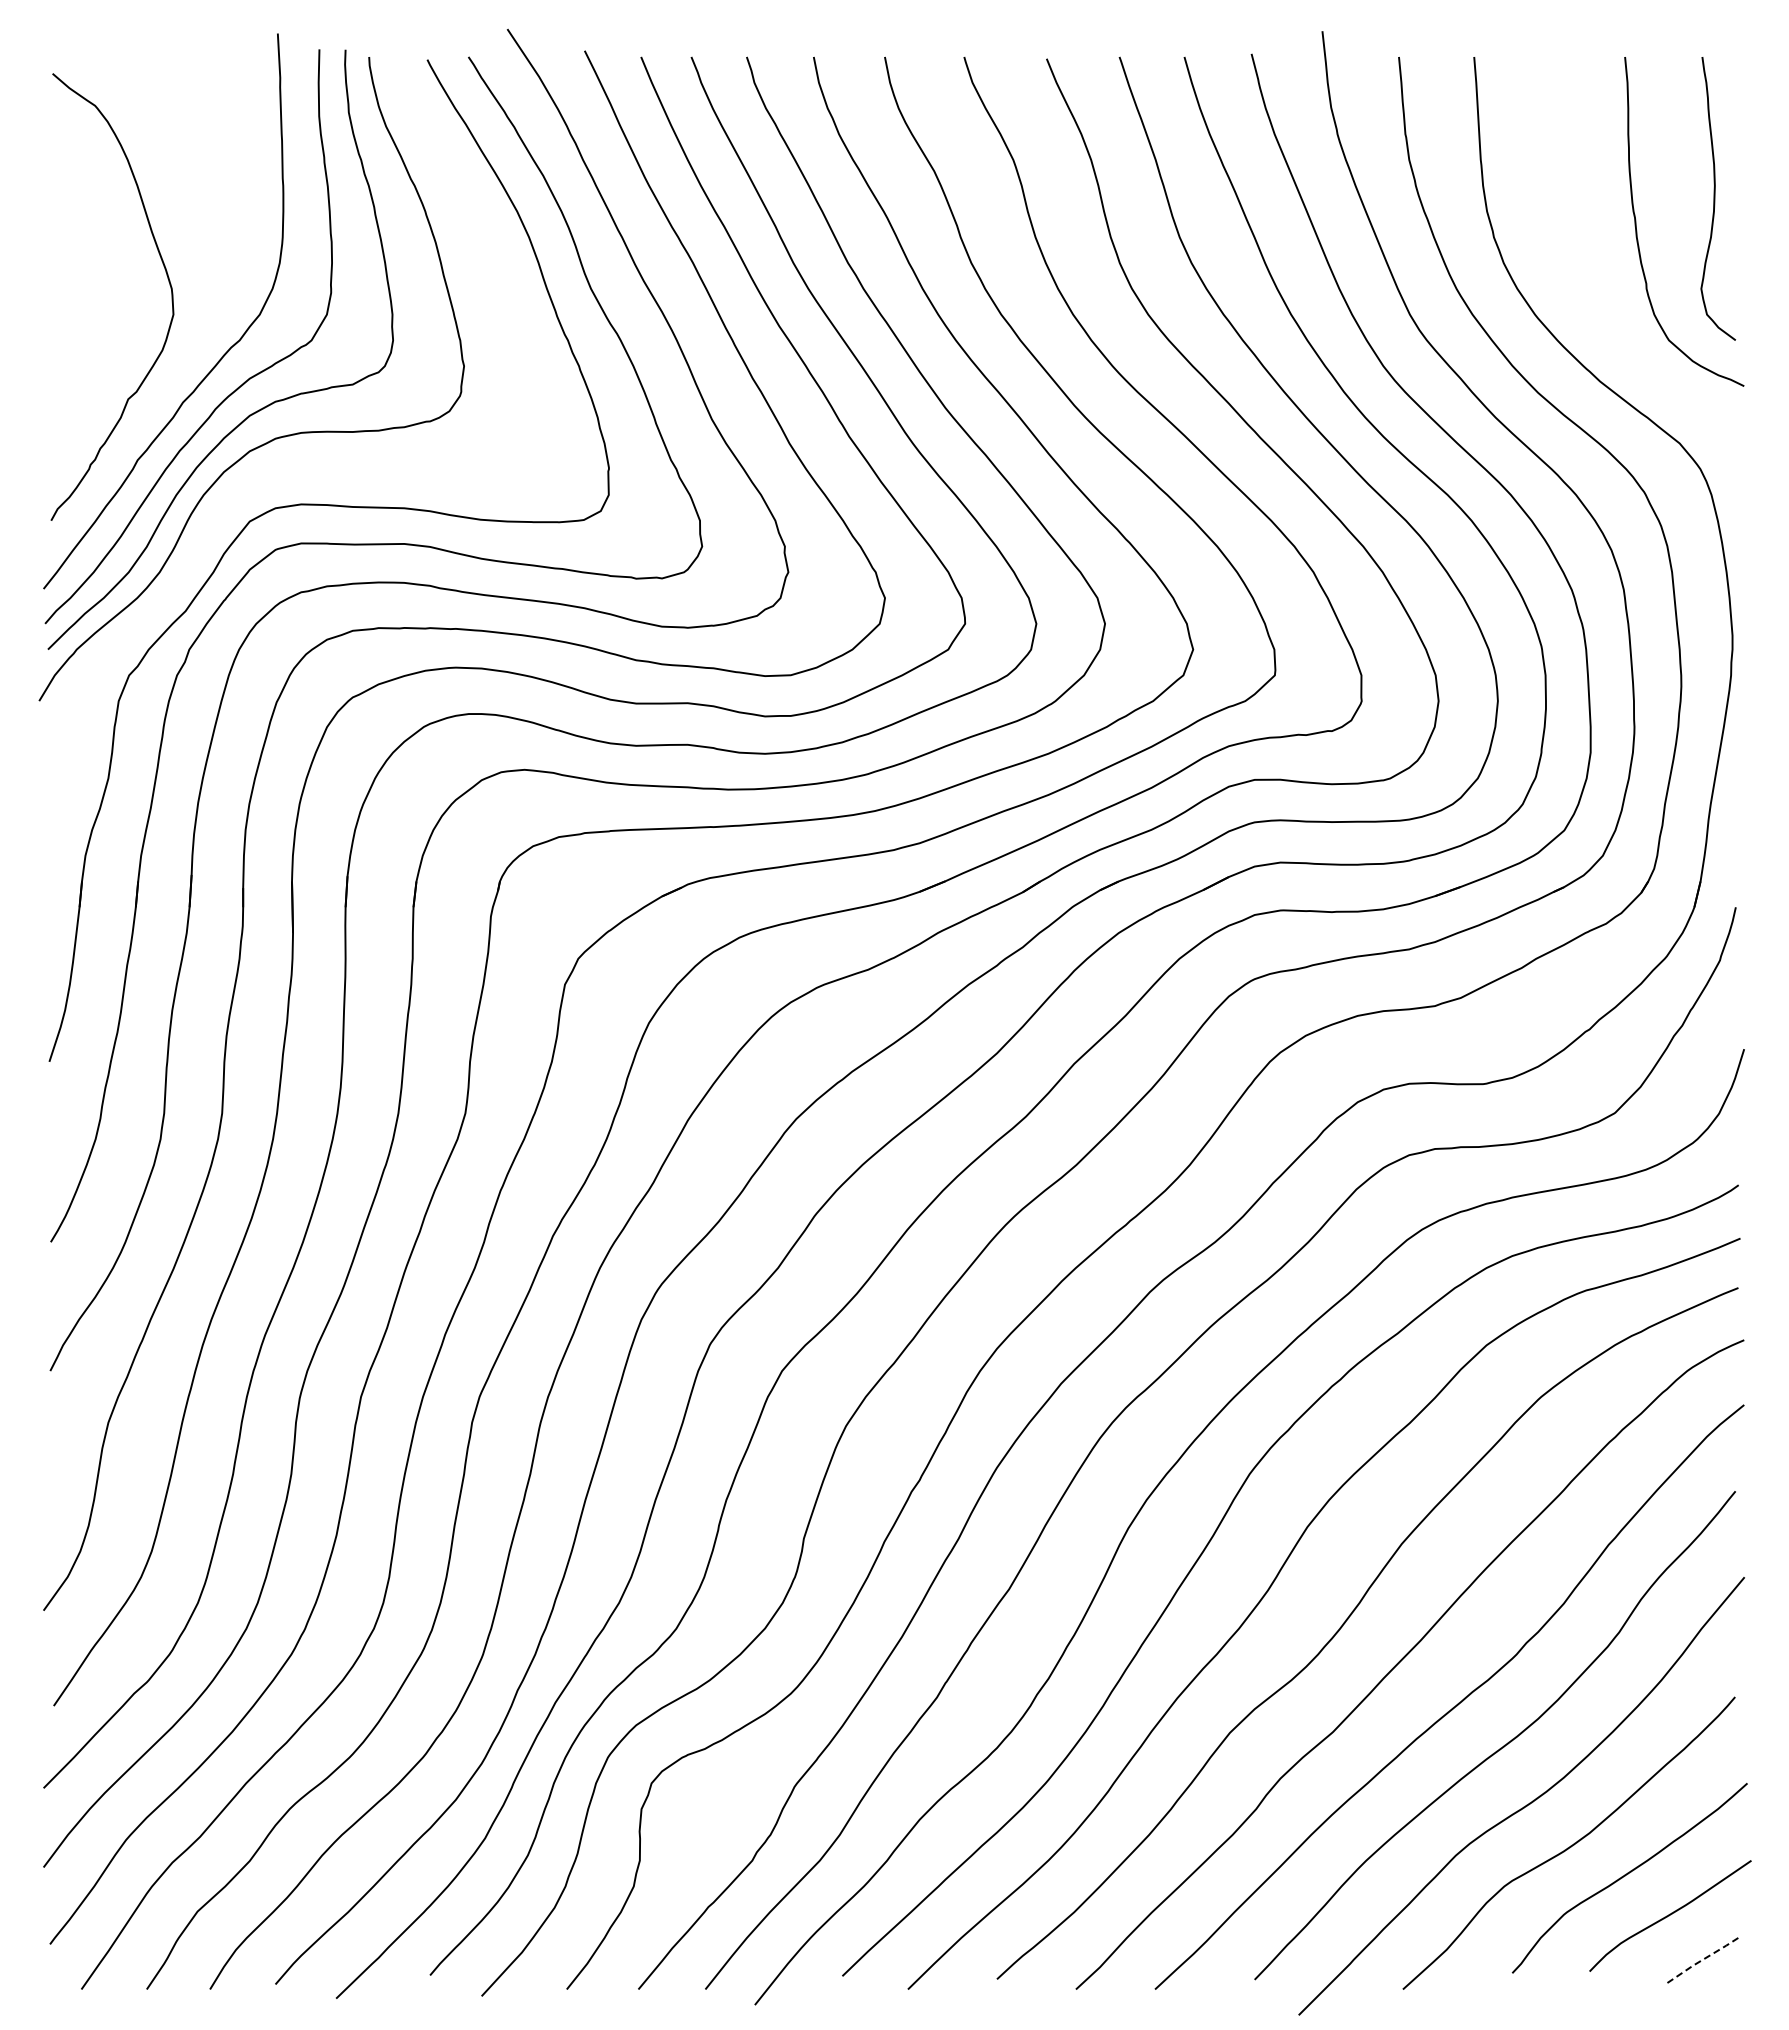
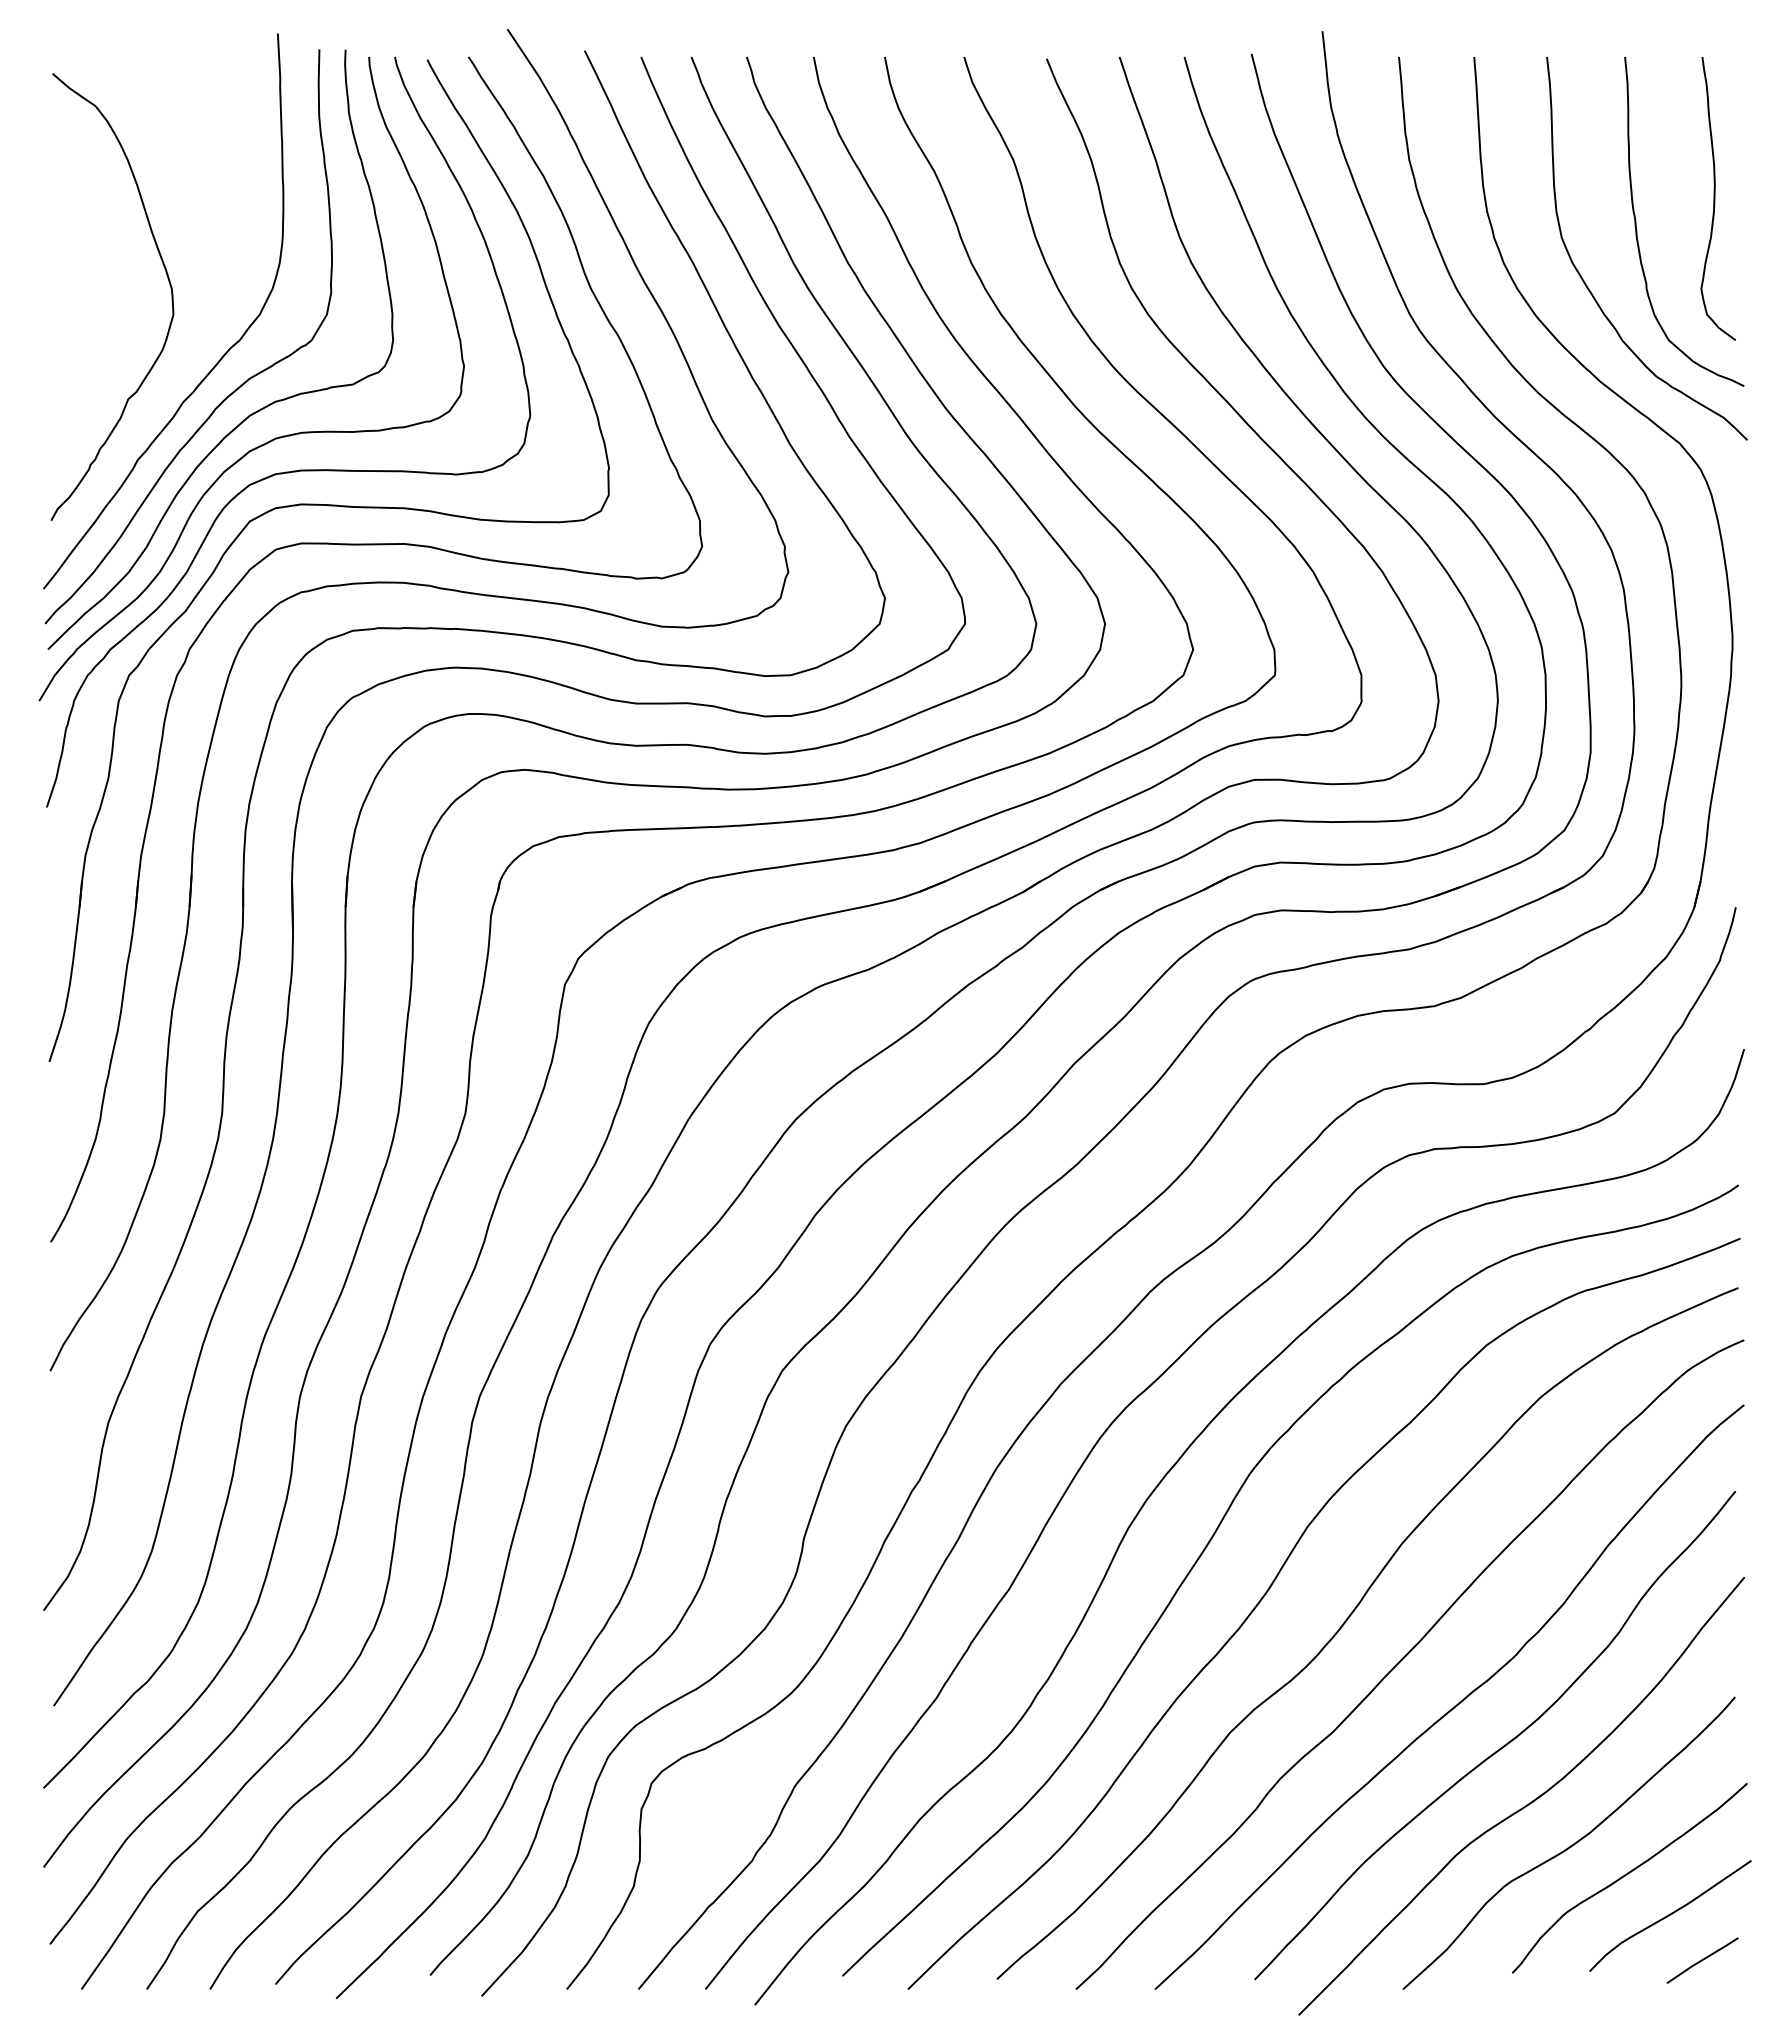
curve: none -> present (1587, 285)
curve: none -> present (292, 470)
line: dashed -> solid (1701, 1960)
